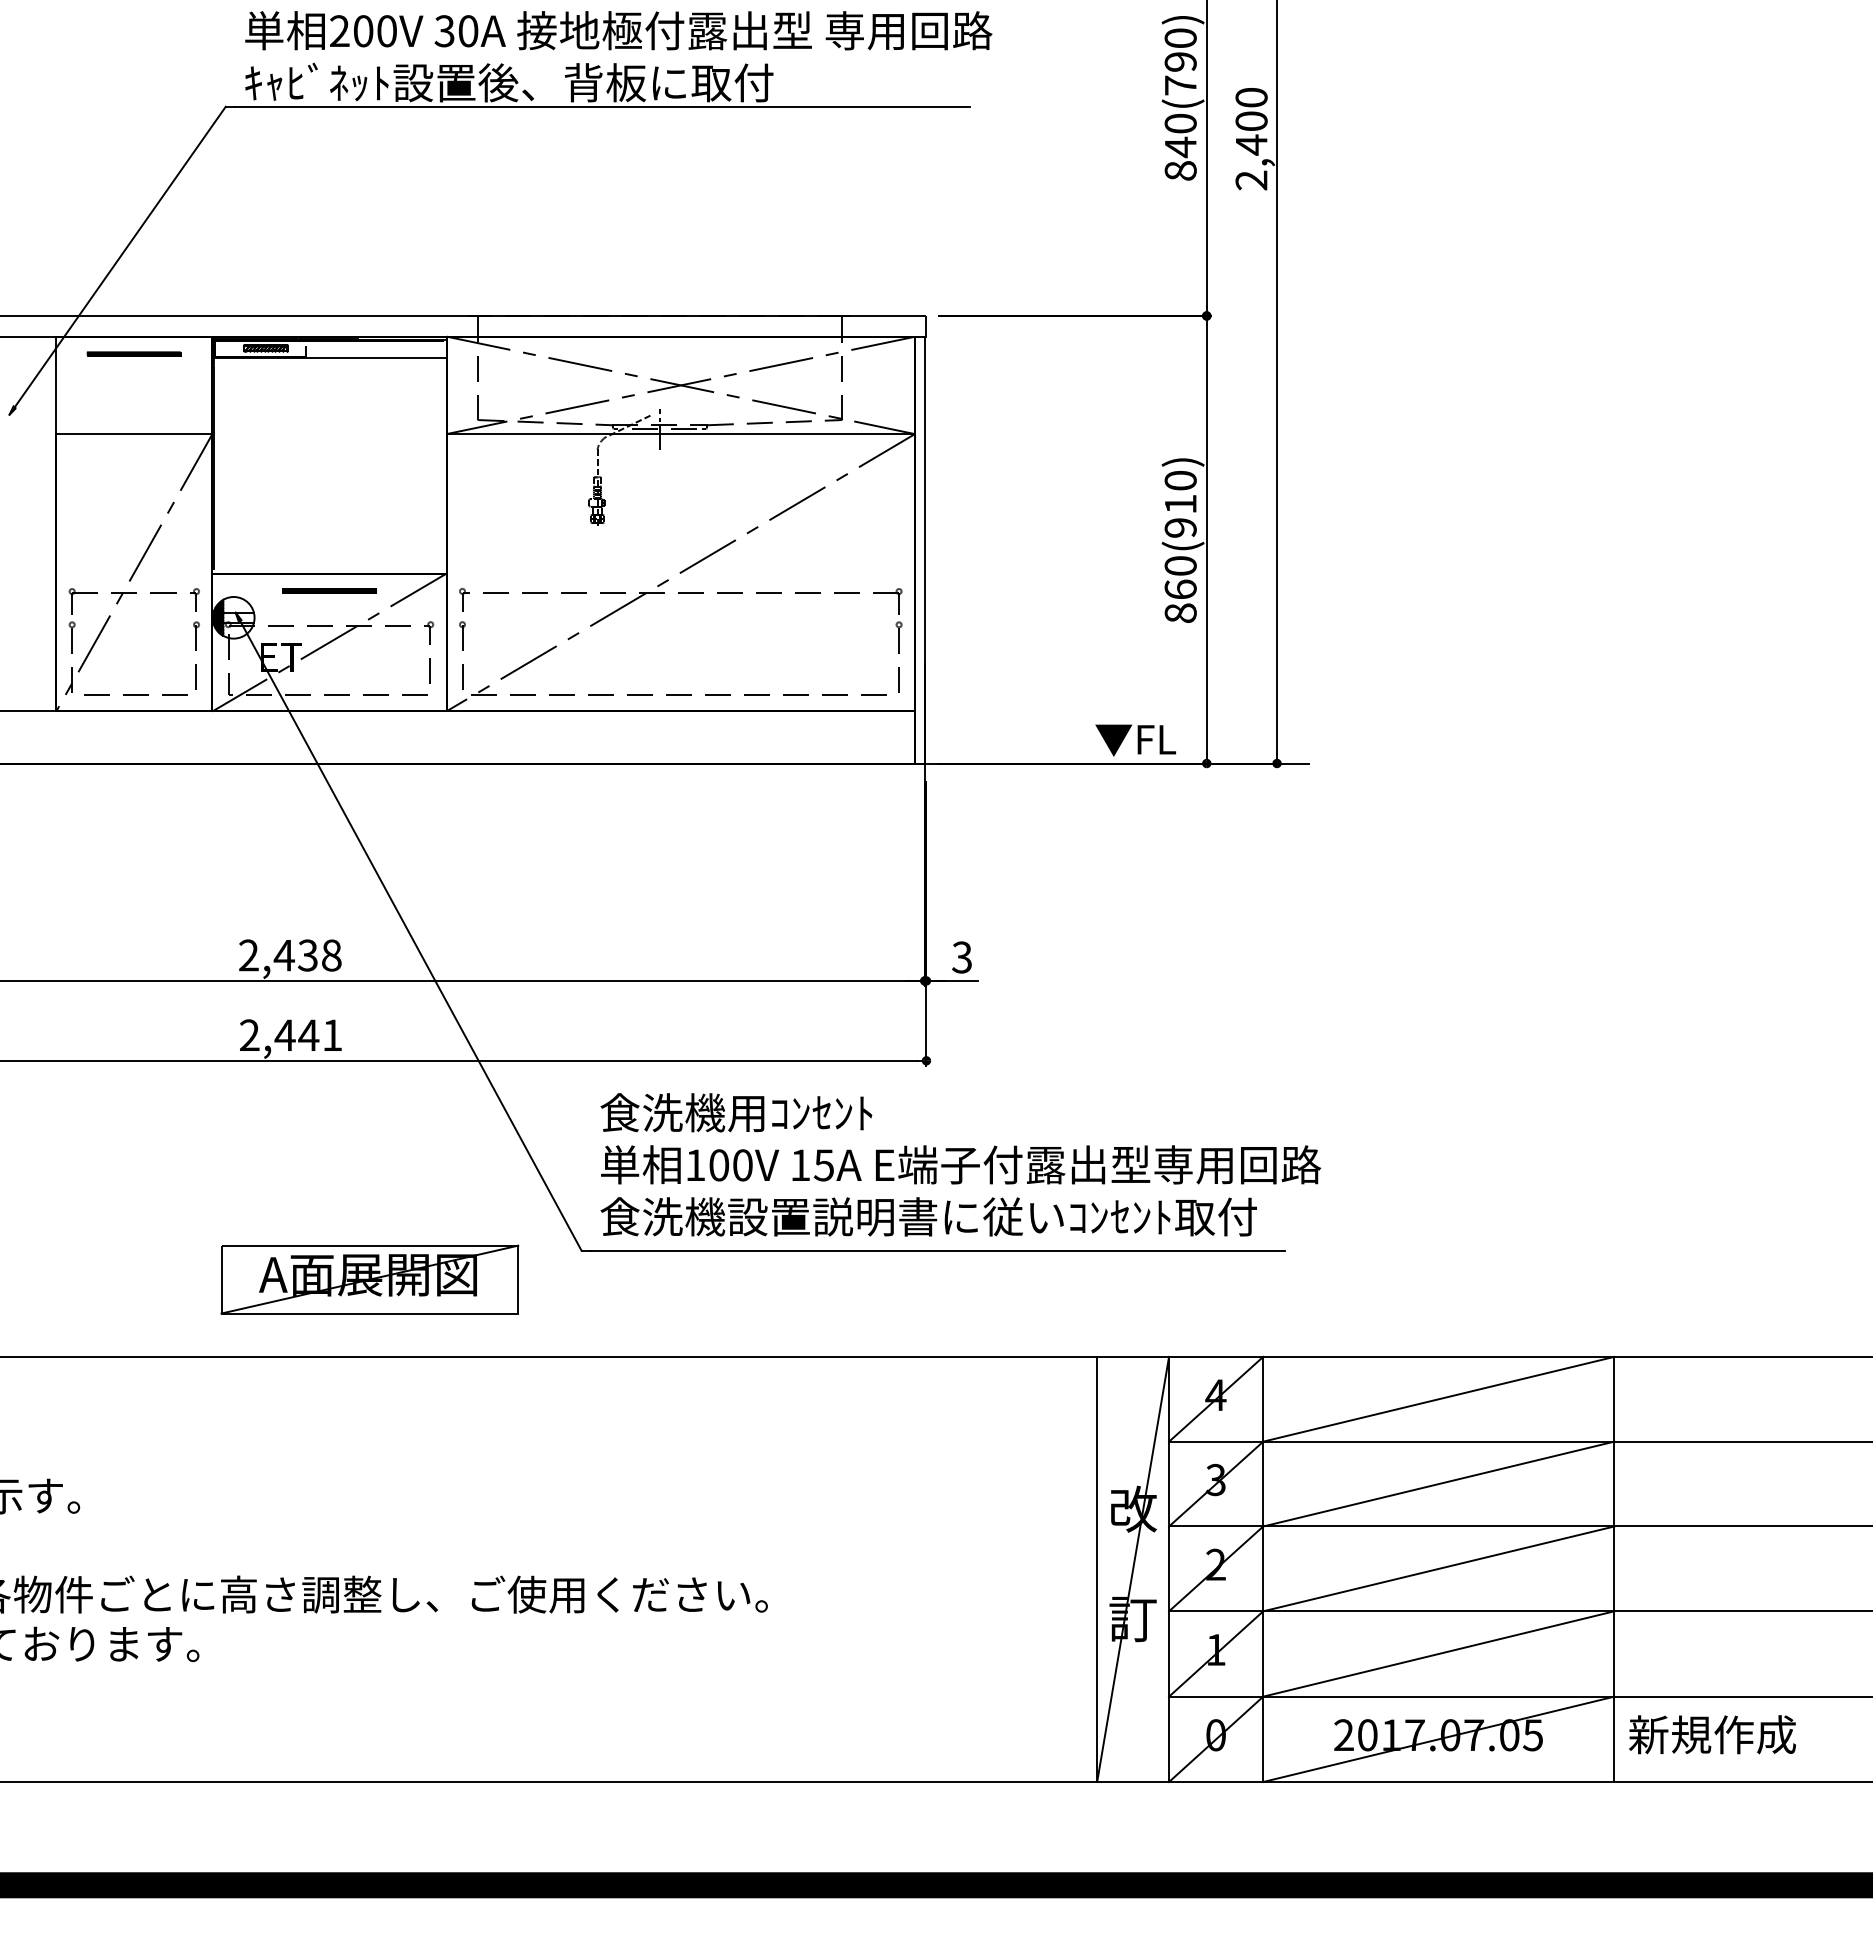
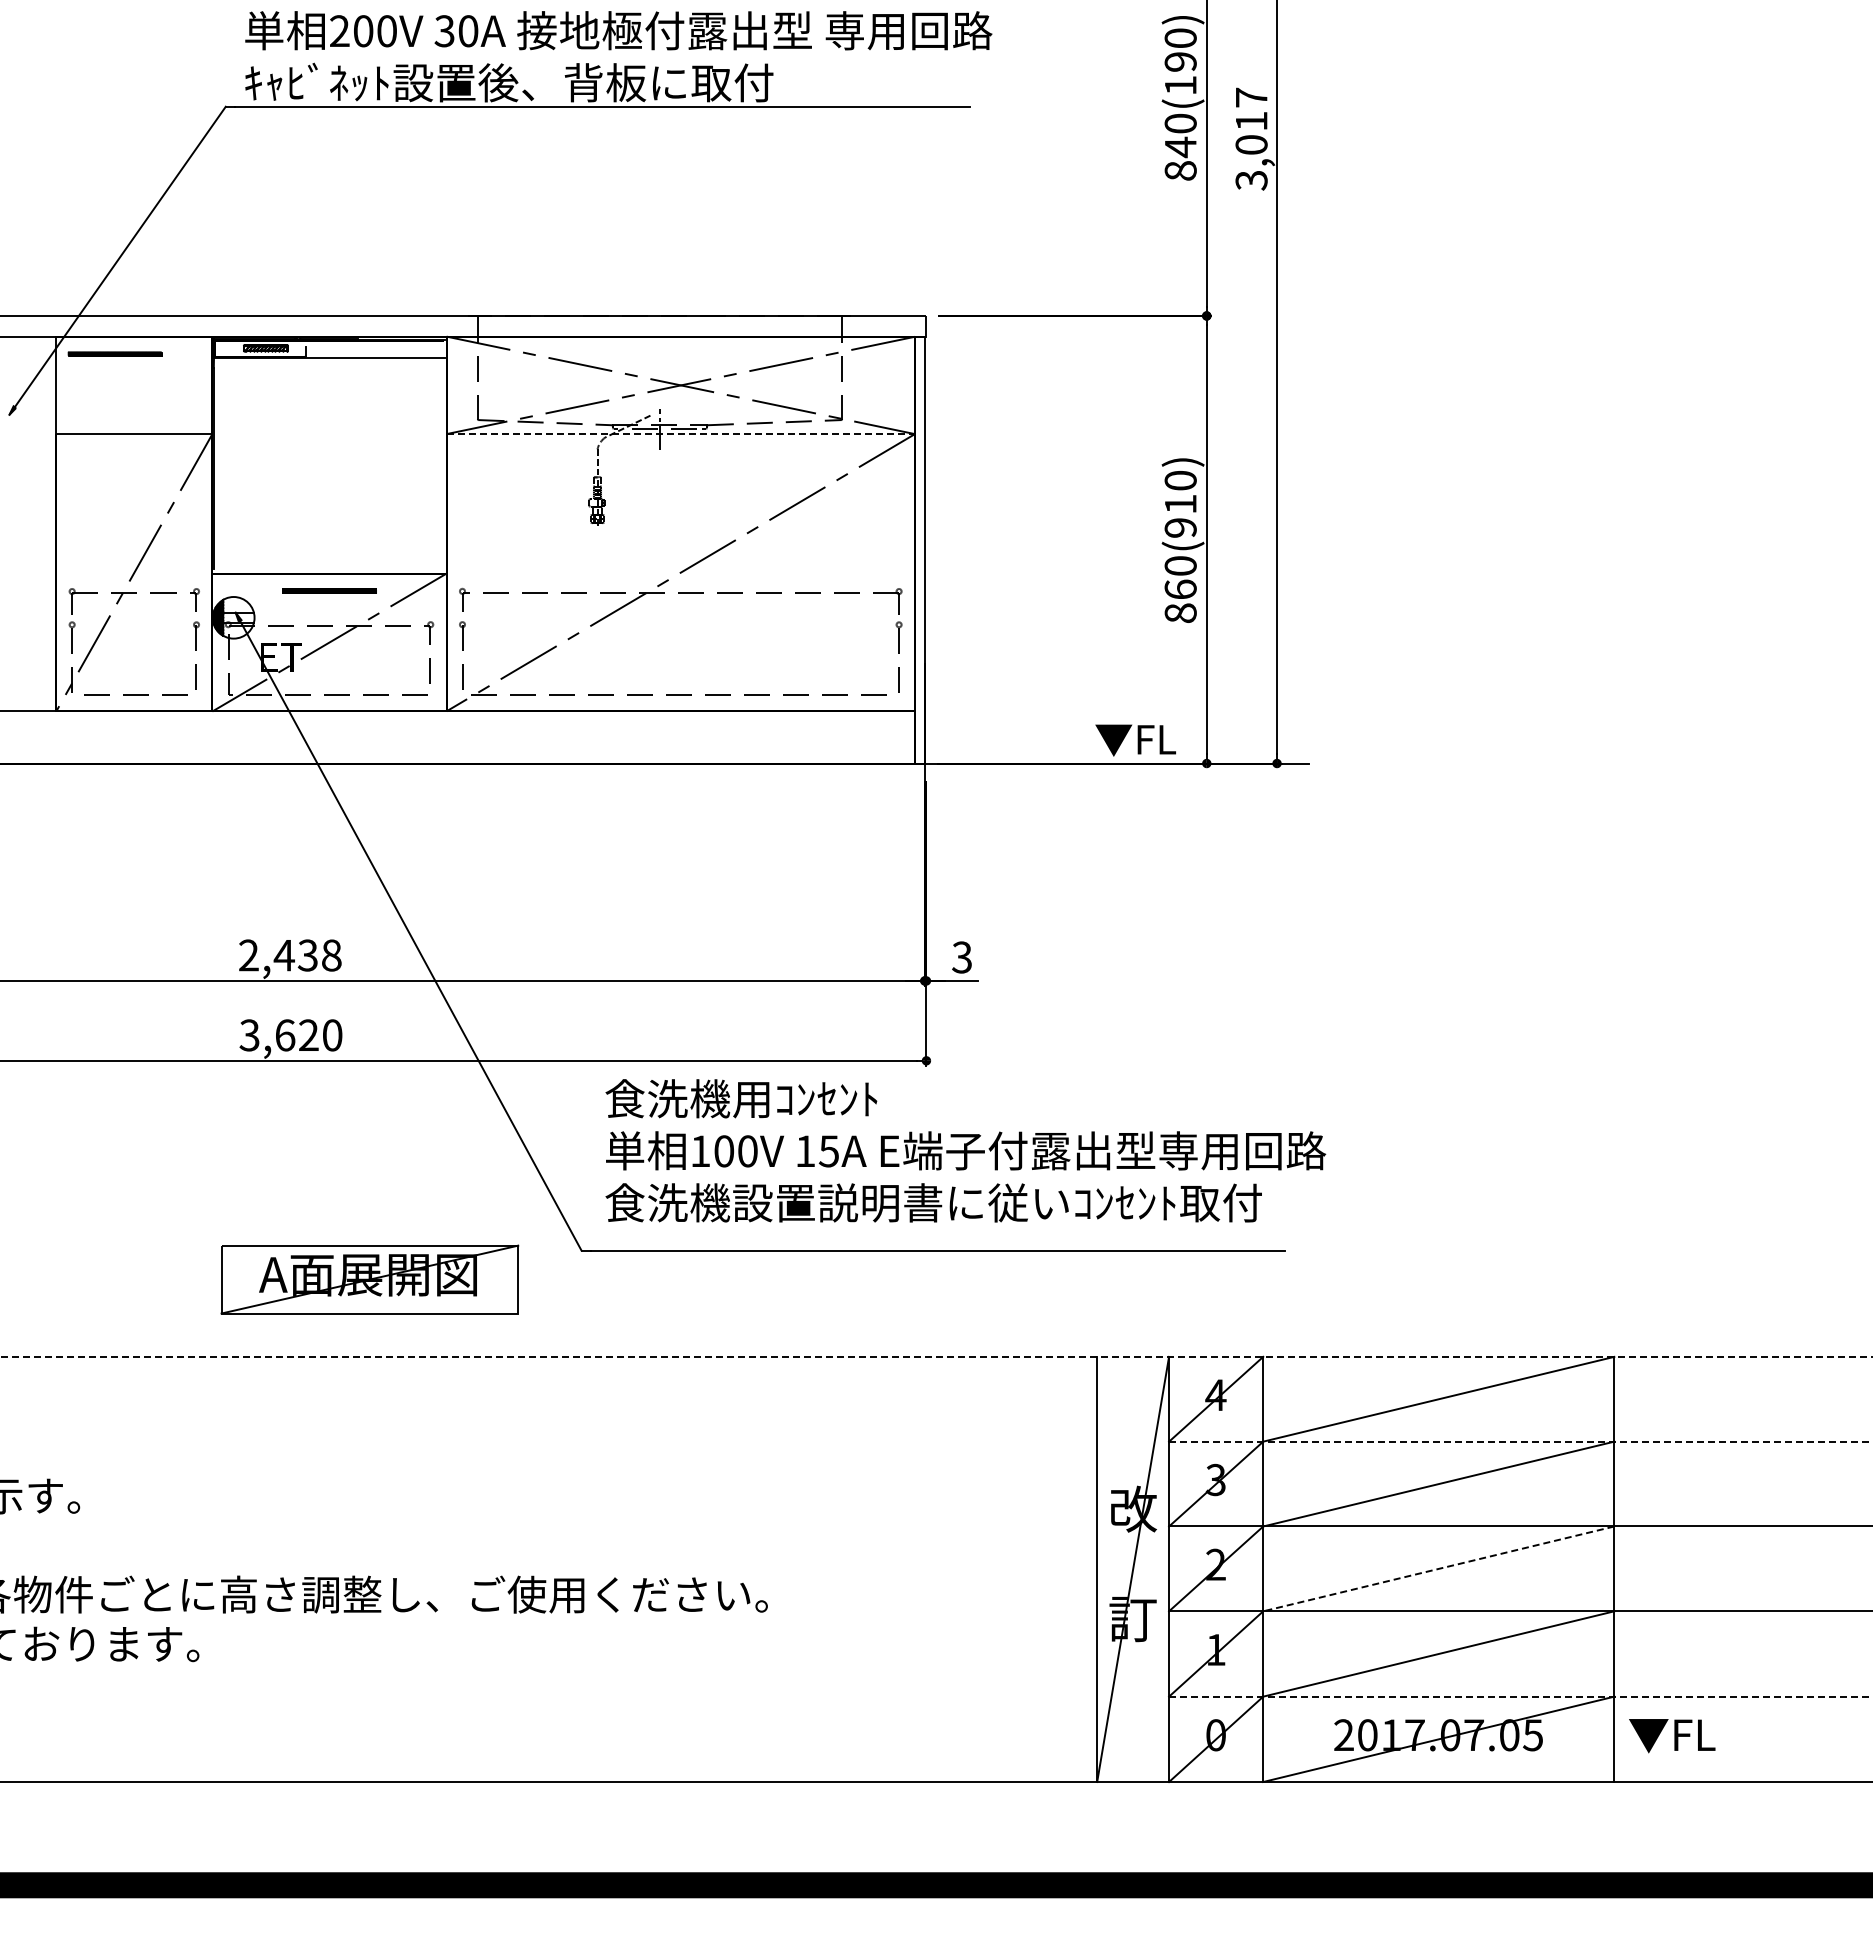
text: 840(790) -> 840(190) (1180, 85)
text: 2,400 -> 3,017 (1251, 138)
part position: (133, 353) -> (114, 353) (114, 353)
line: solid -> dashed (681, 434)
text: 2,441 -> 3,620 (290, 1035)
text position: (960, 1164) -> (965, 1150) (965, 1150)
line: solid -> dashed (937, 1356)
line: solid -> dashed (1521, 1441)
line: solid -> dashed (1438, 1568)
line: solid -> dashed (1521, 1696)
text: 新規作成 -> ▼FL (1712, 1734)
